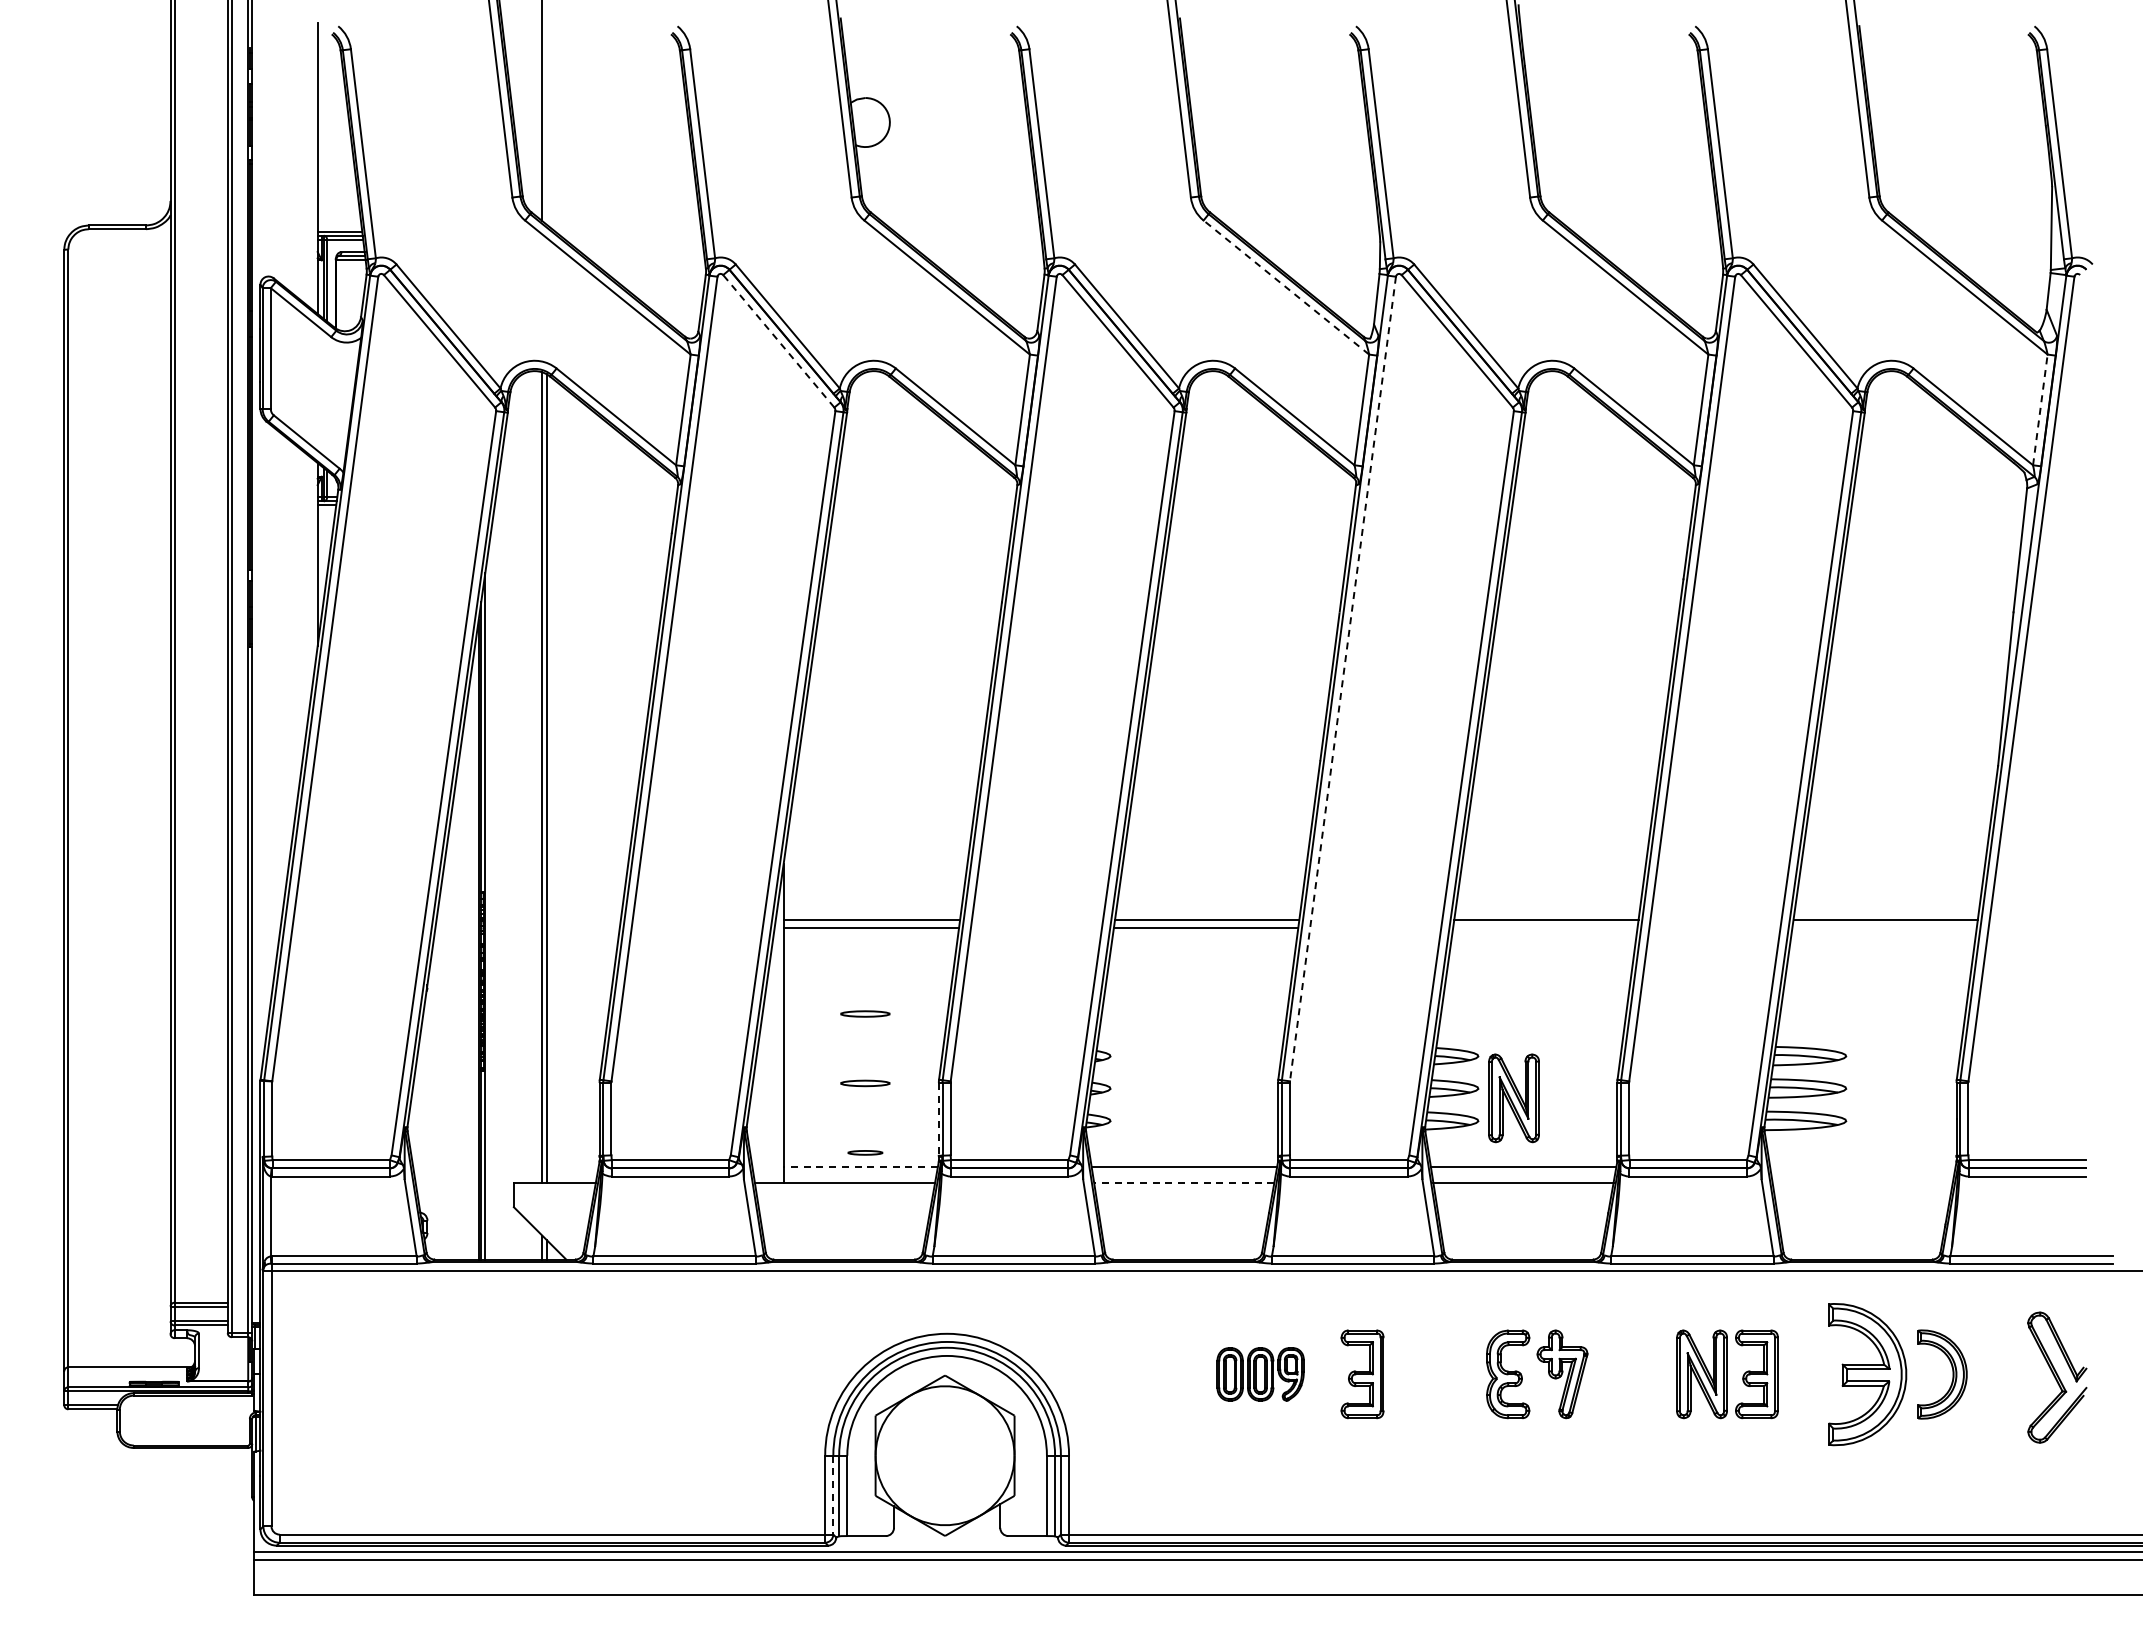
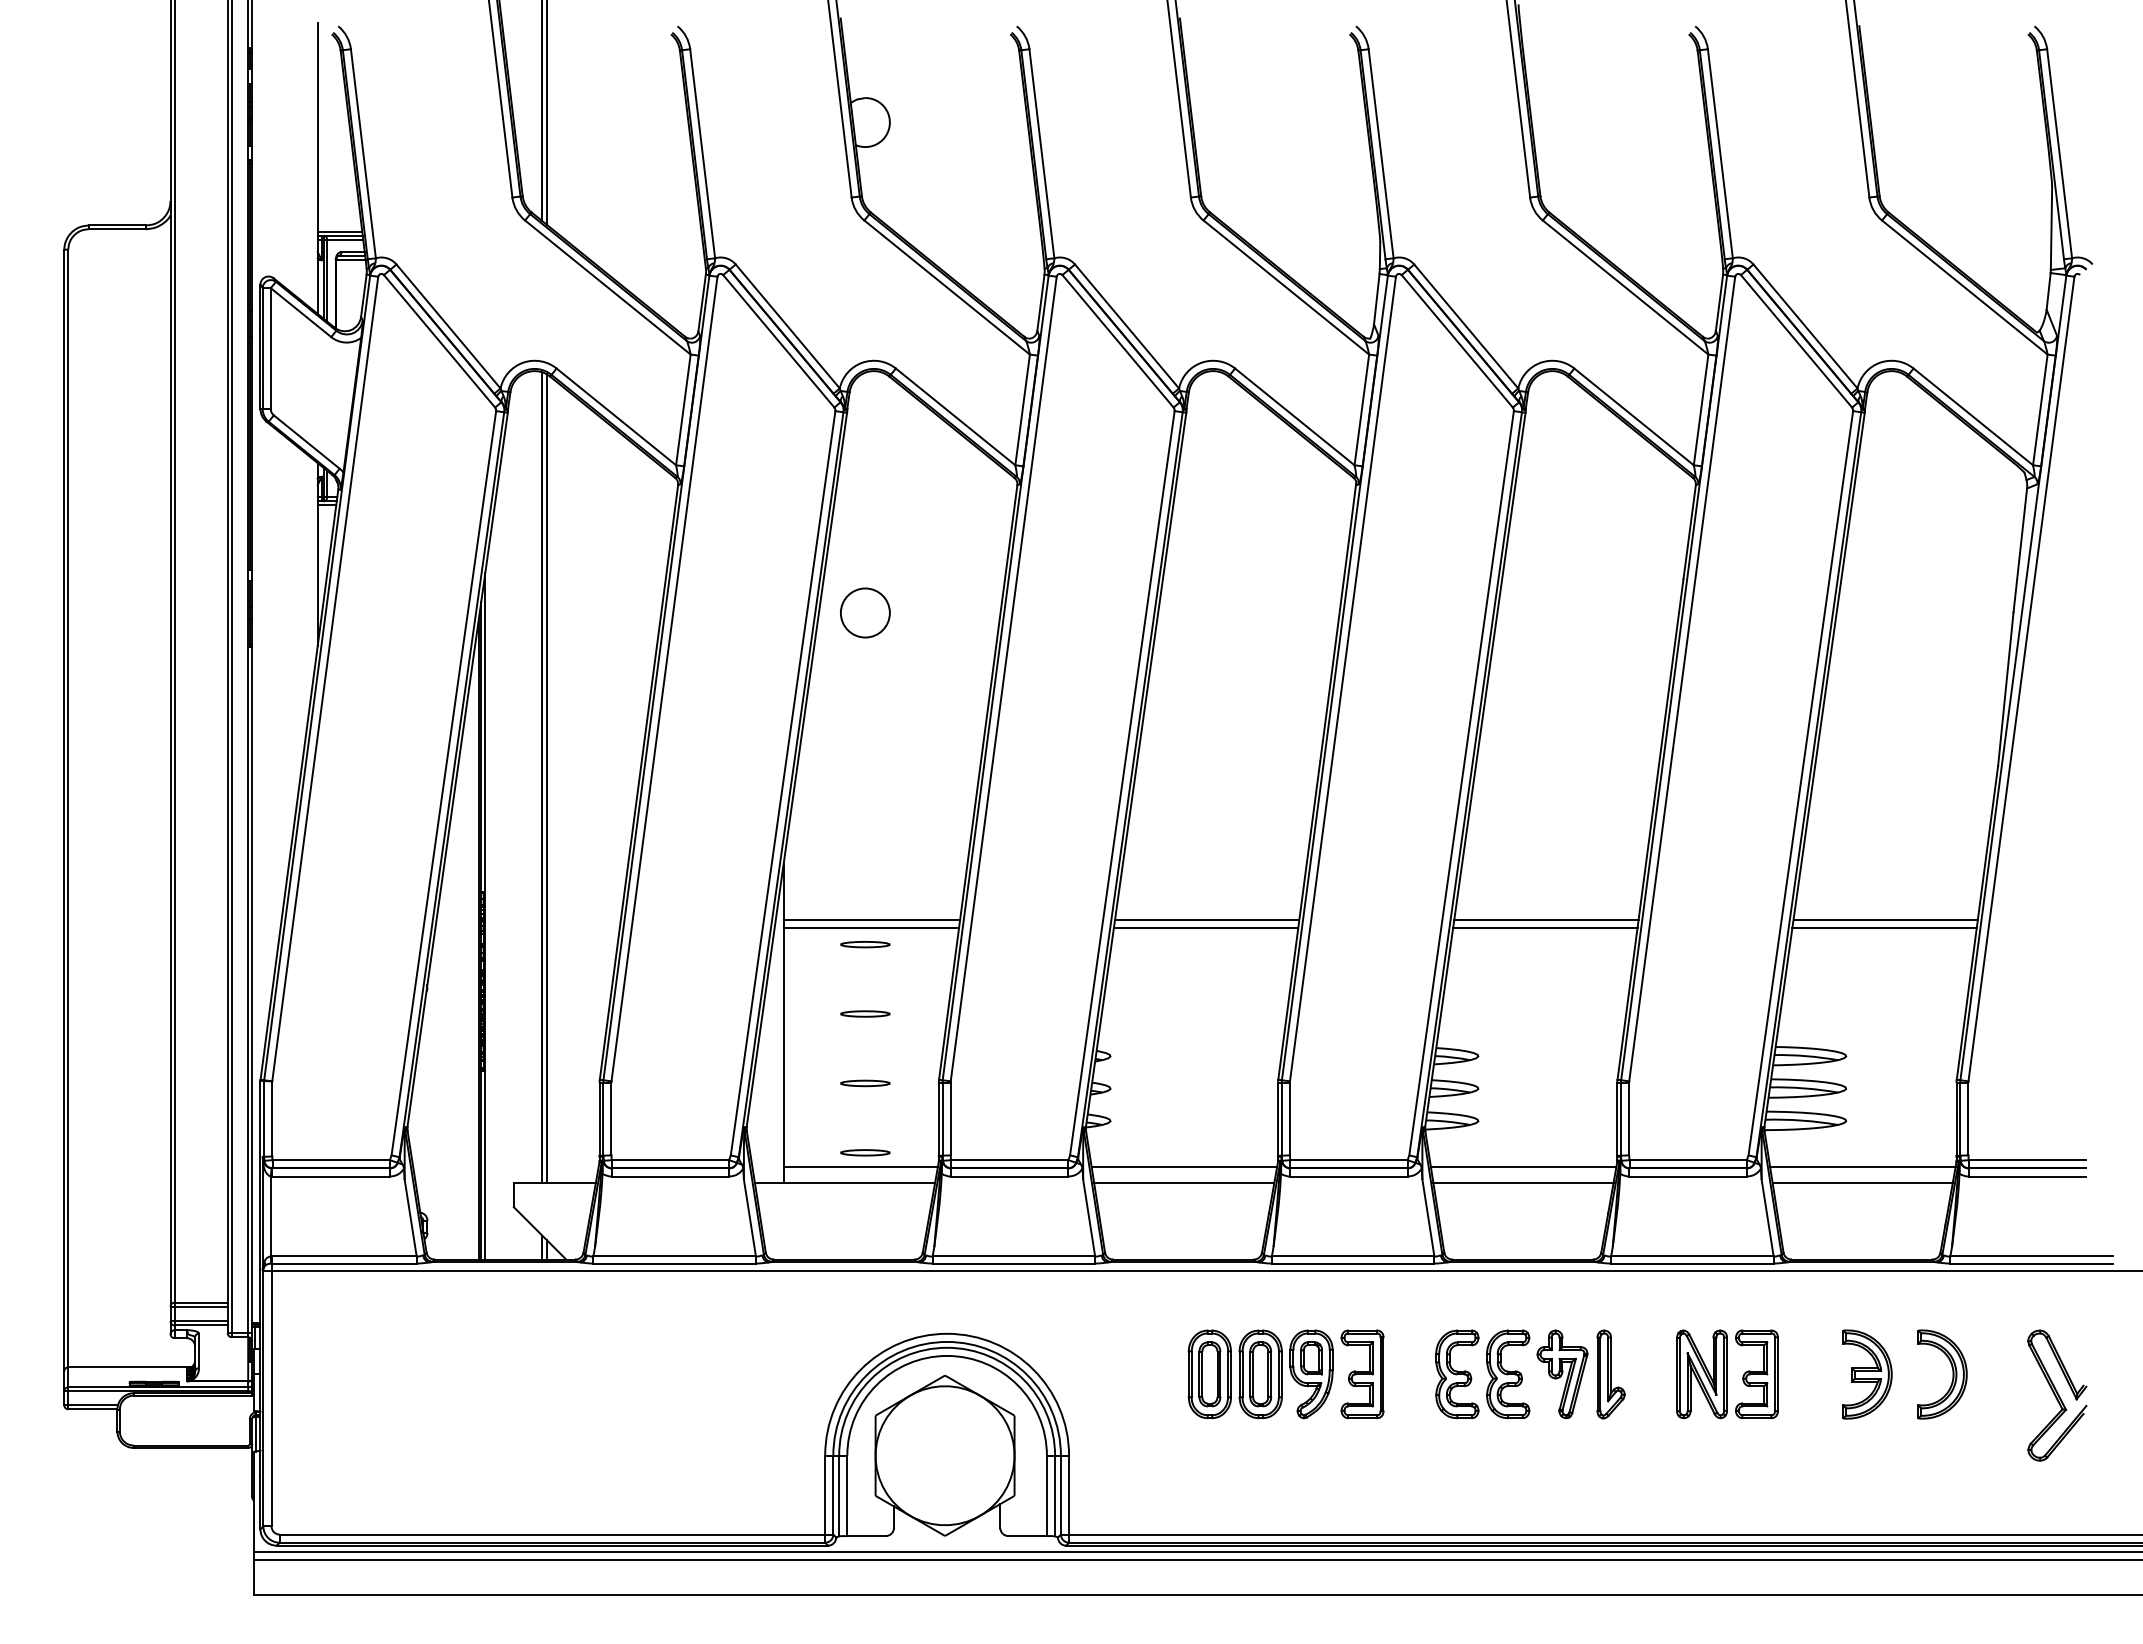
line: none -> present (546, 113)
line: dashed -> solid (1286, 287)
line: dashed -> solid (778, 340)
line: dashed -> solid (2040, 409)
circle: none -> present (865, 612)
line: dashed -> solid (1342, 679)
line: none -> present (1545, 927)
line: none -> present (1884, 927)
part: none -> present (865, 944)
part: present -> none (1513, 1098)
line: dashed -> solid (938, 1119)
part size: 37x6 px -> 51x8 px (865, 1152)
line: dashed -> solid (860, 1167)
line: none -> present (1862, 1167)
line: dashed -> solid (1183, 1183)
line: none -> present (1862, 1183)
part size: 89x55 px -> 147x91 px (1260, 1374)
part: none -> present (1457, 1374)
part: none -> present (1610, 1374)
part size: 80x144 px -> 51x91 px (1867, 1374)
part position: (2057, 1377) -> (2057, 1395) (2057, 1395)
line: dashed -> solid (833, 1495)
